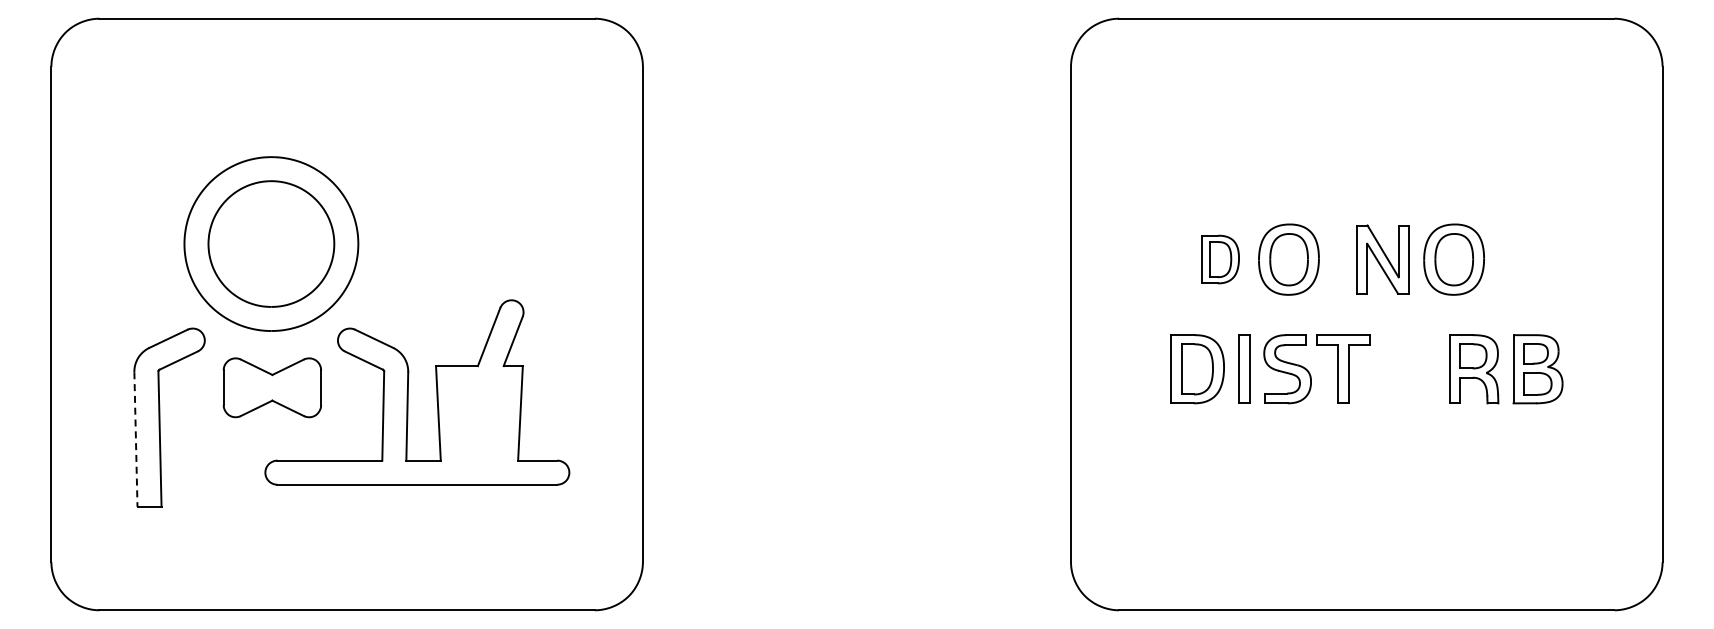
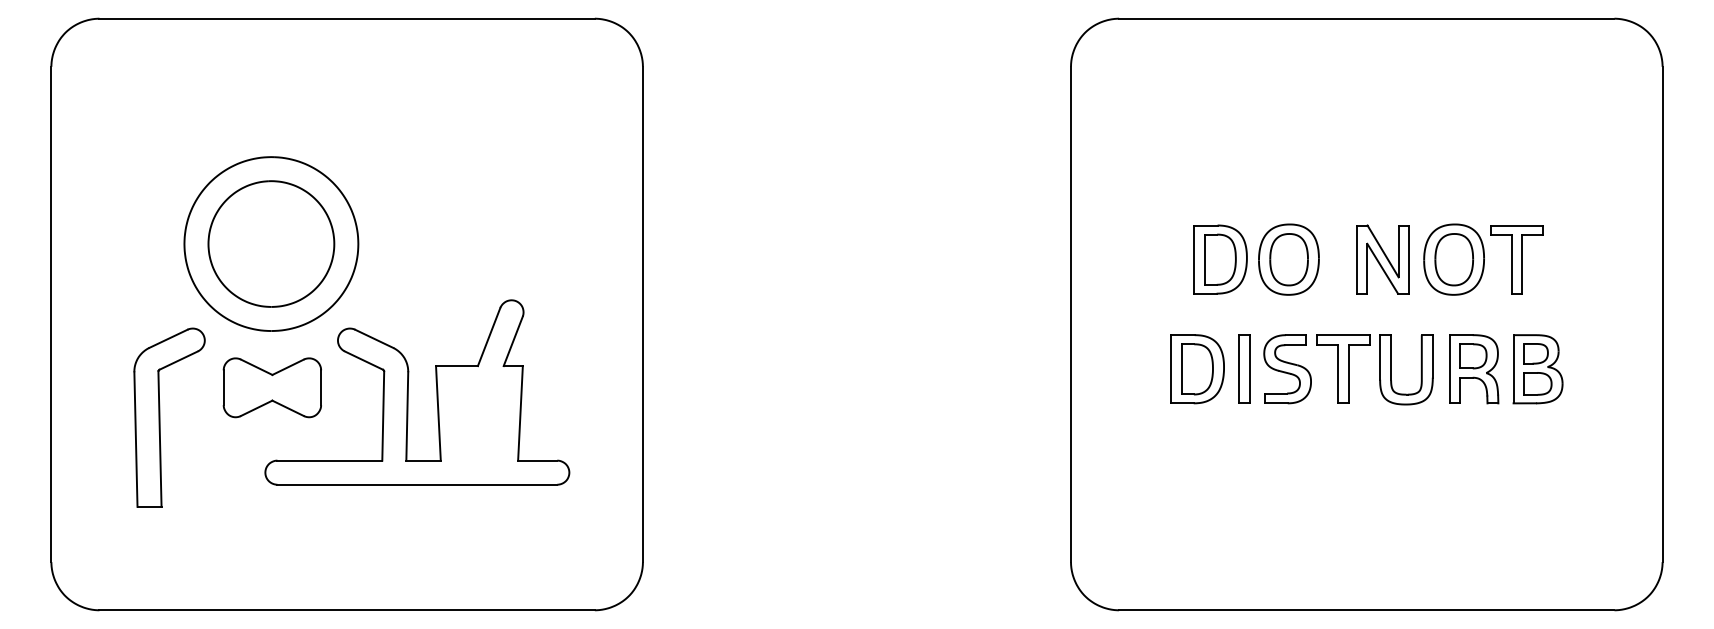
part size: 39x51 px -> 55x71 px (1220, 259)
part: none -> present (1516, 259)
part: none -> present (1420, 369)
line: dashed -> solid (135, 440)
